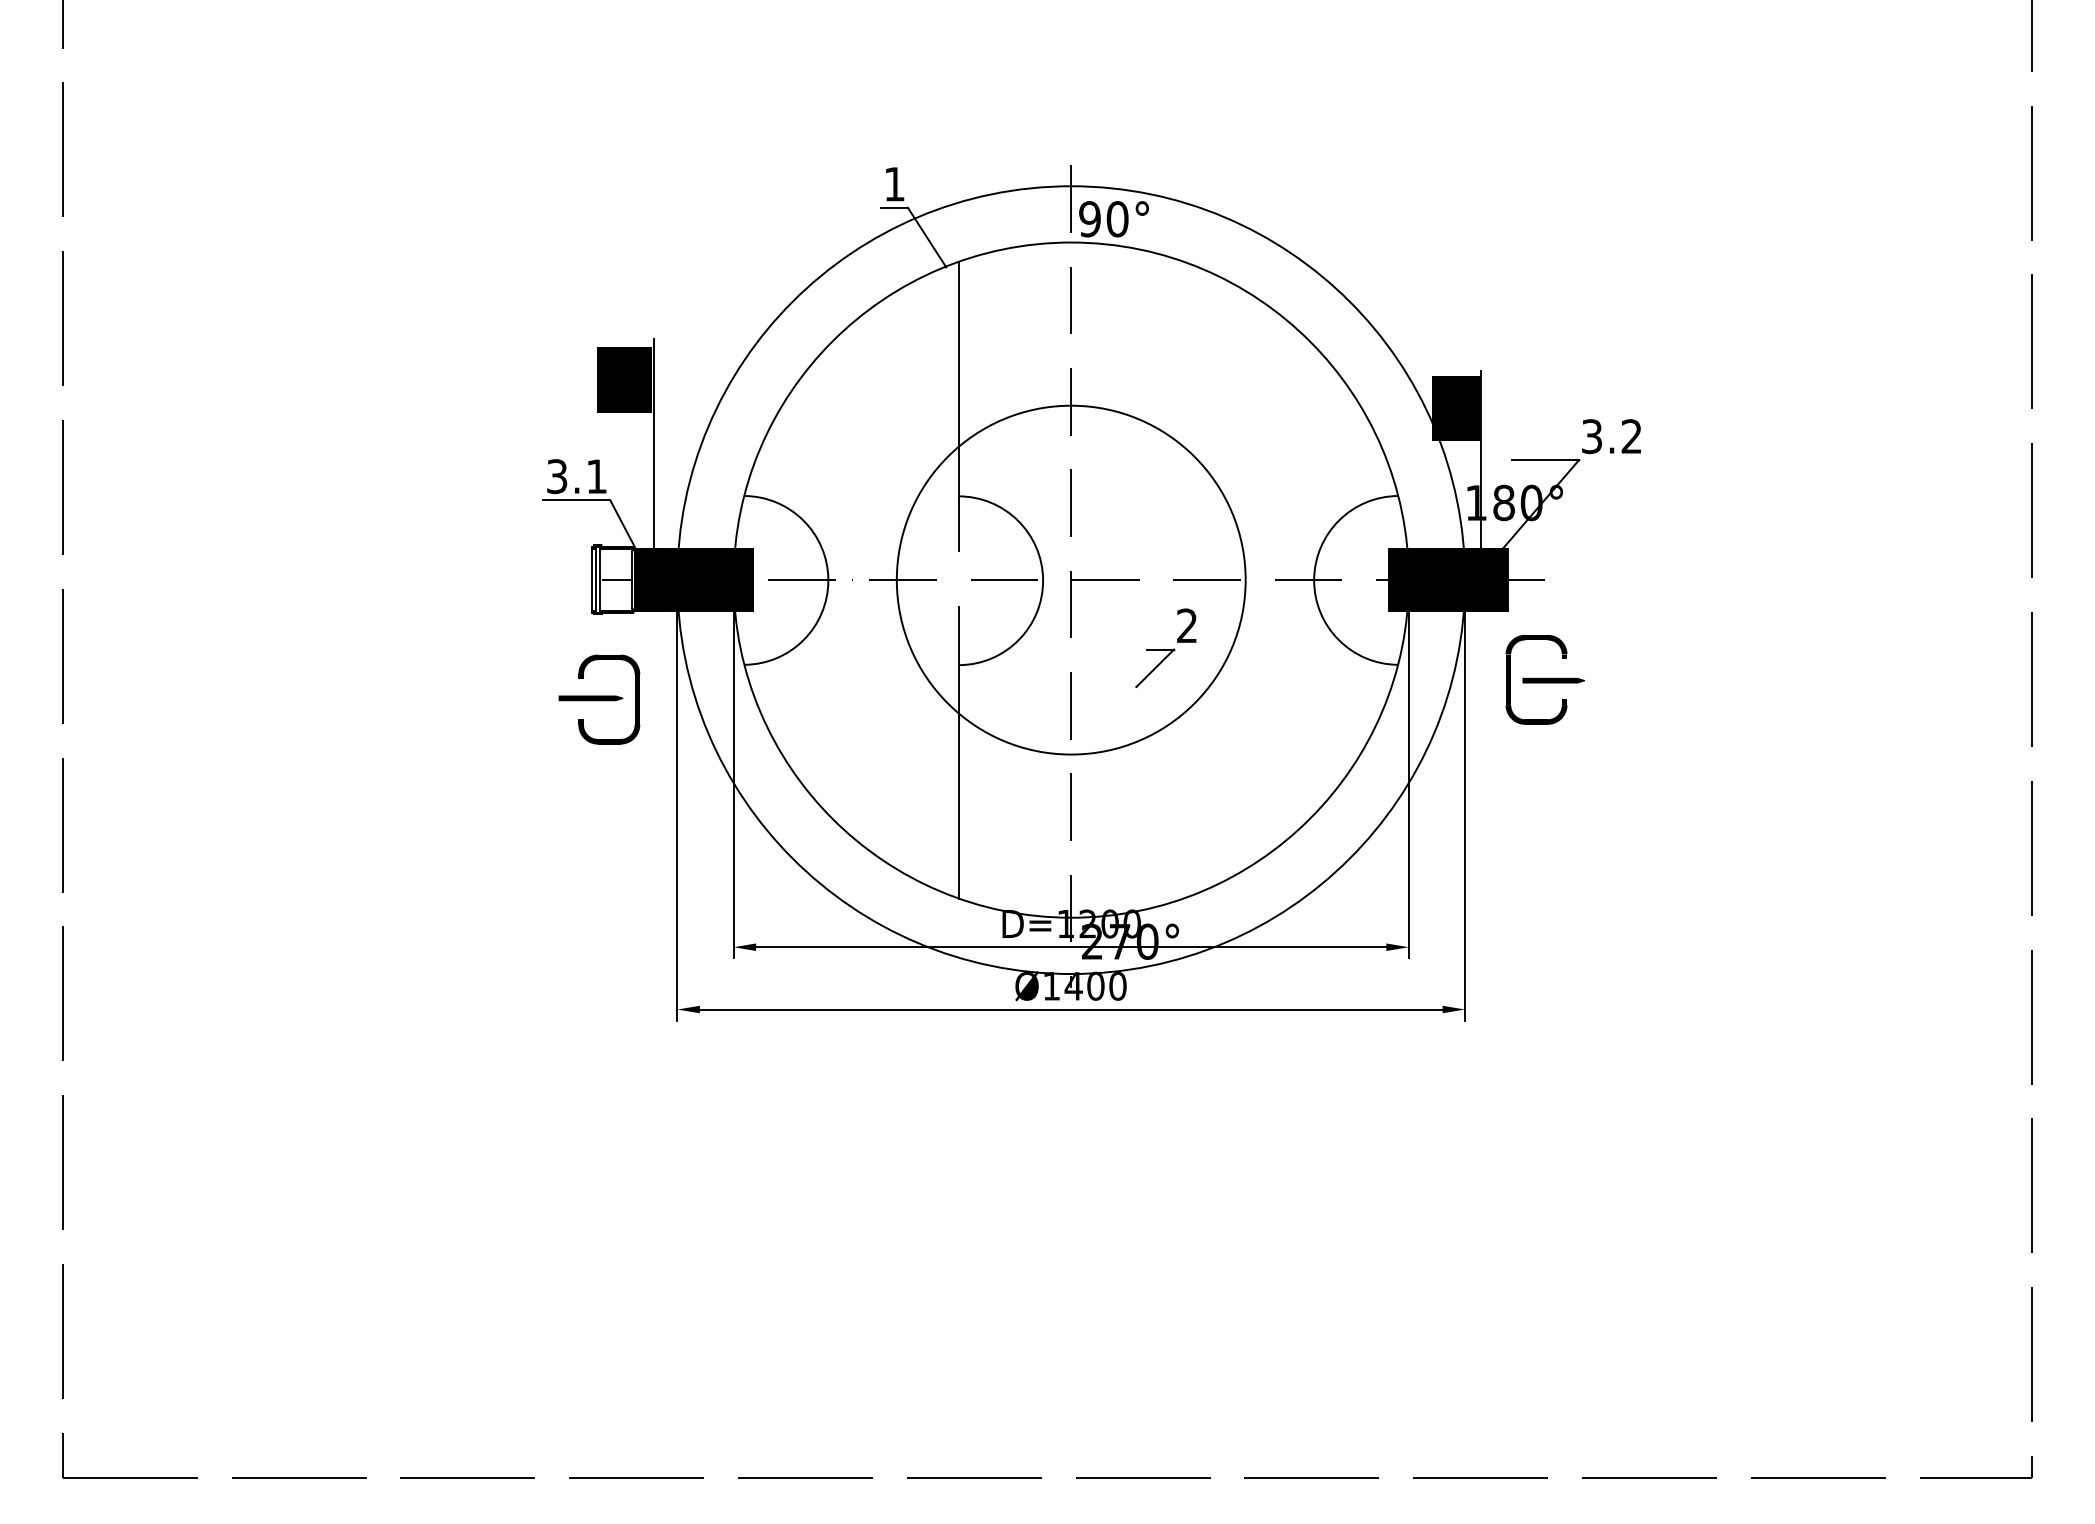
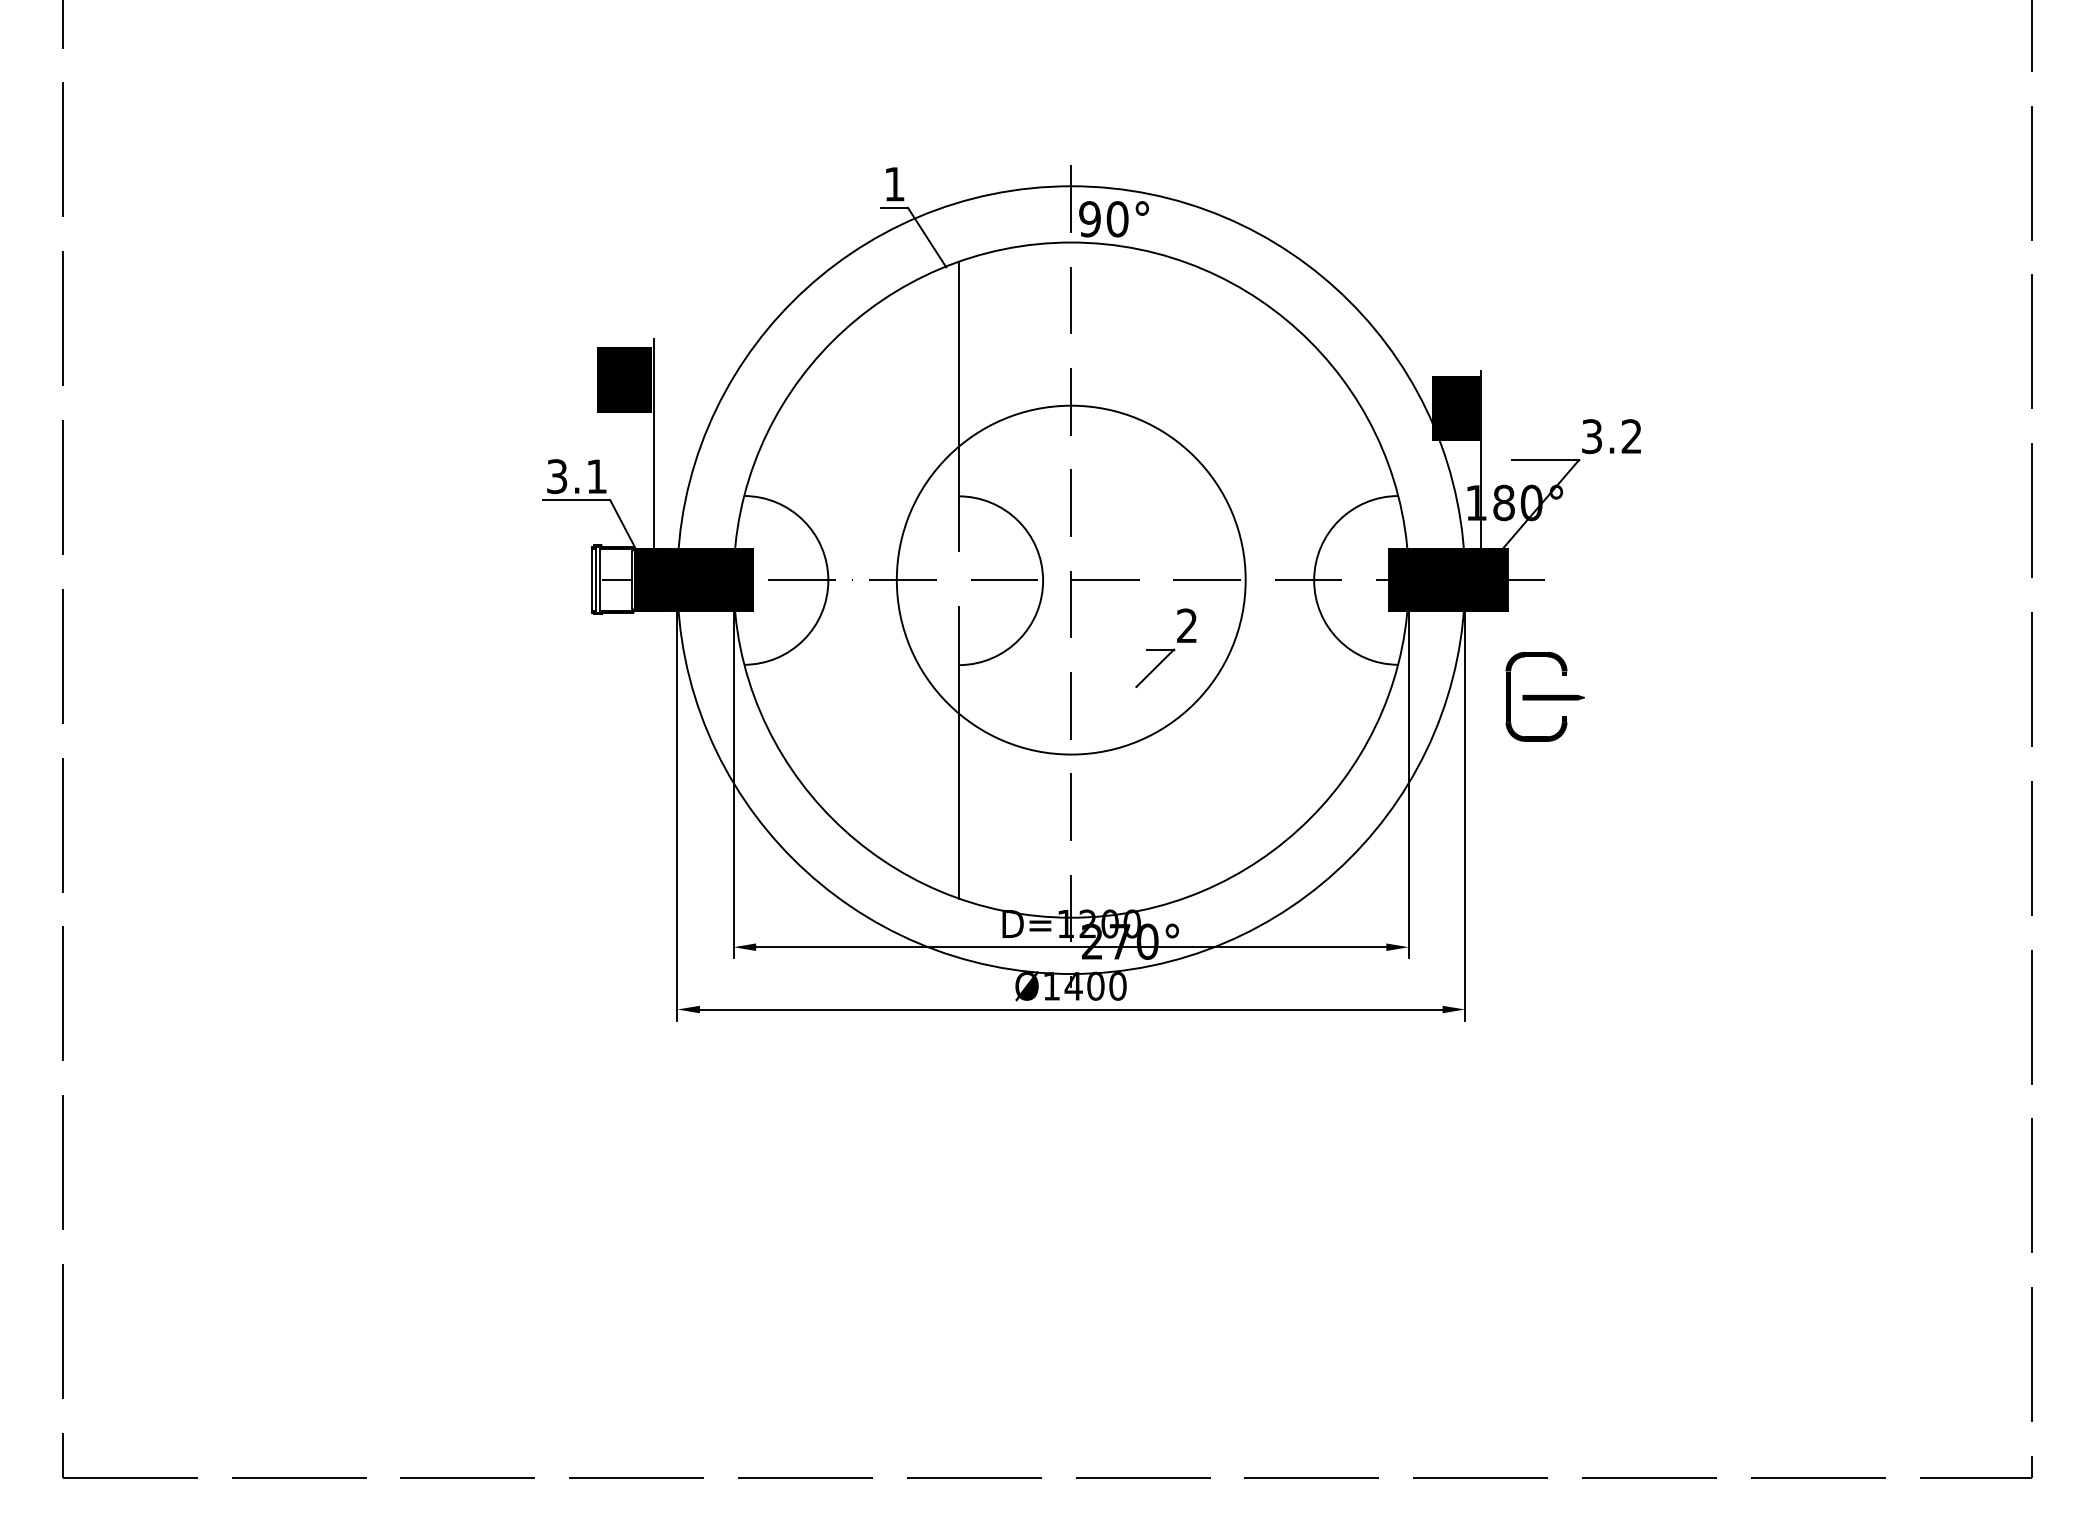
part position: (1544, 679) -> (1544, 696) (1544, 696)
part: present -> none (599, 699)
